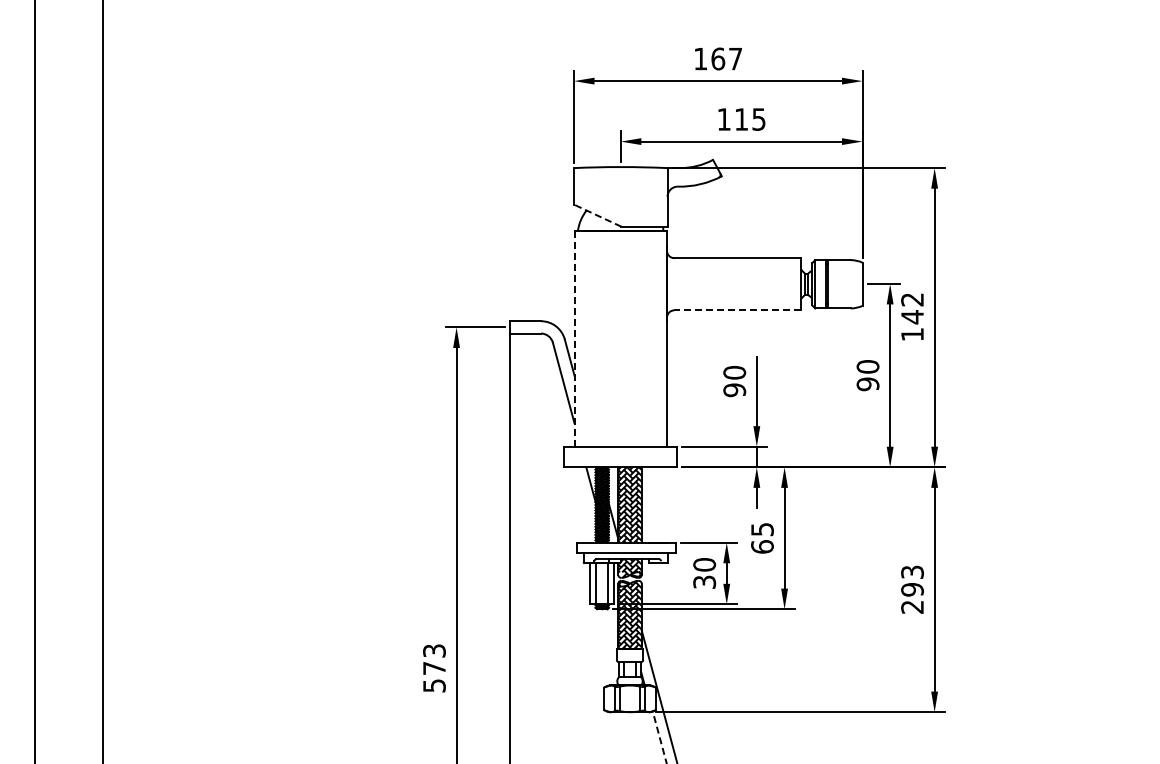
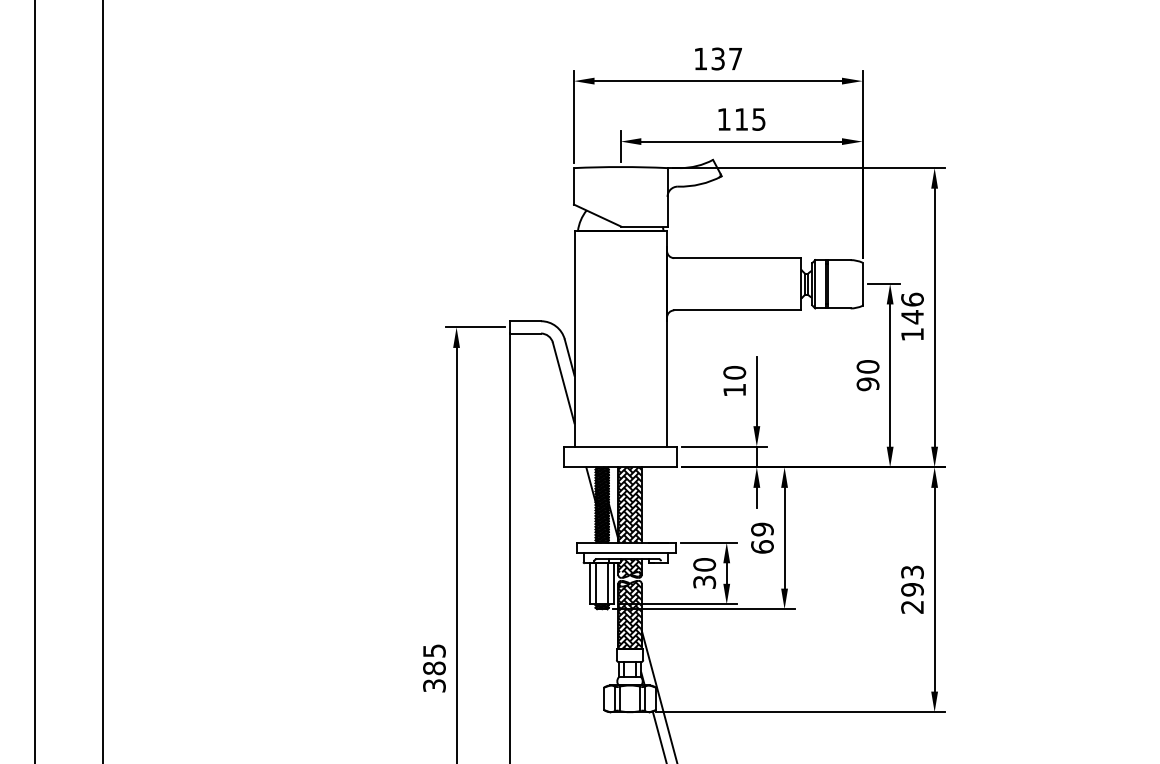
text: 167 -> 137 (718, 58)
line: dashed -> solid (597, 215)
text: 142 -> 146 (912, 299)
line: dashed -> solid (736, 310)
line: dashed -> solid (574, 338)
text: 90 -> 10 (734, 390)
text: 65 -> 69 (762, 529)
text: 573 -> 385 (434, 667)
line: dashed -> solid (659, 737)
